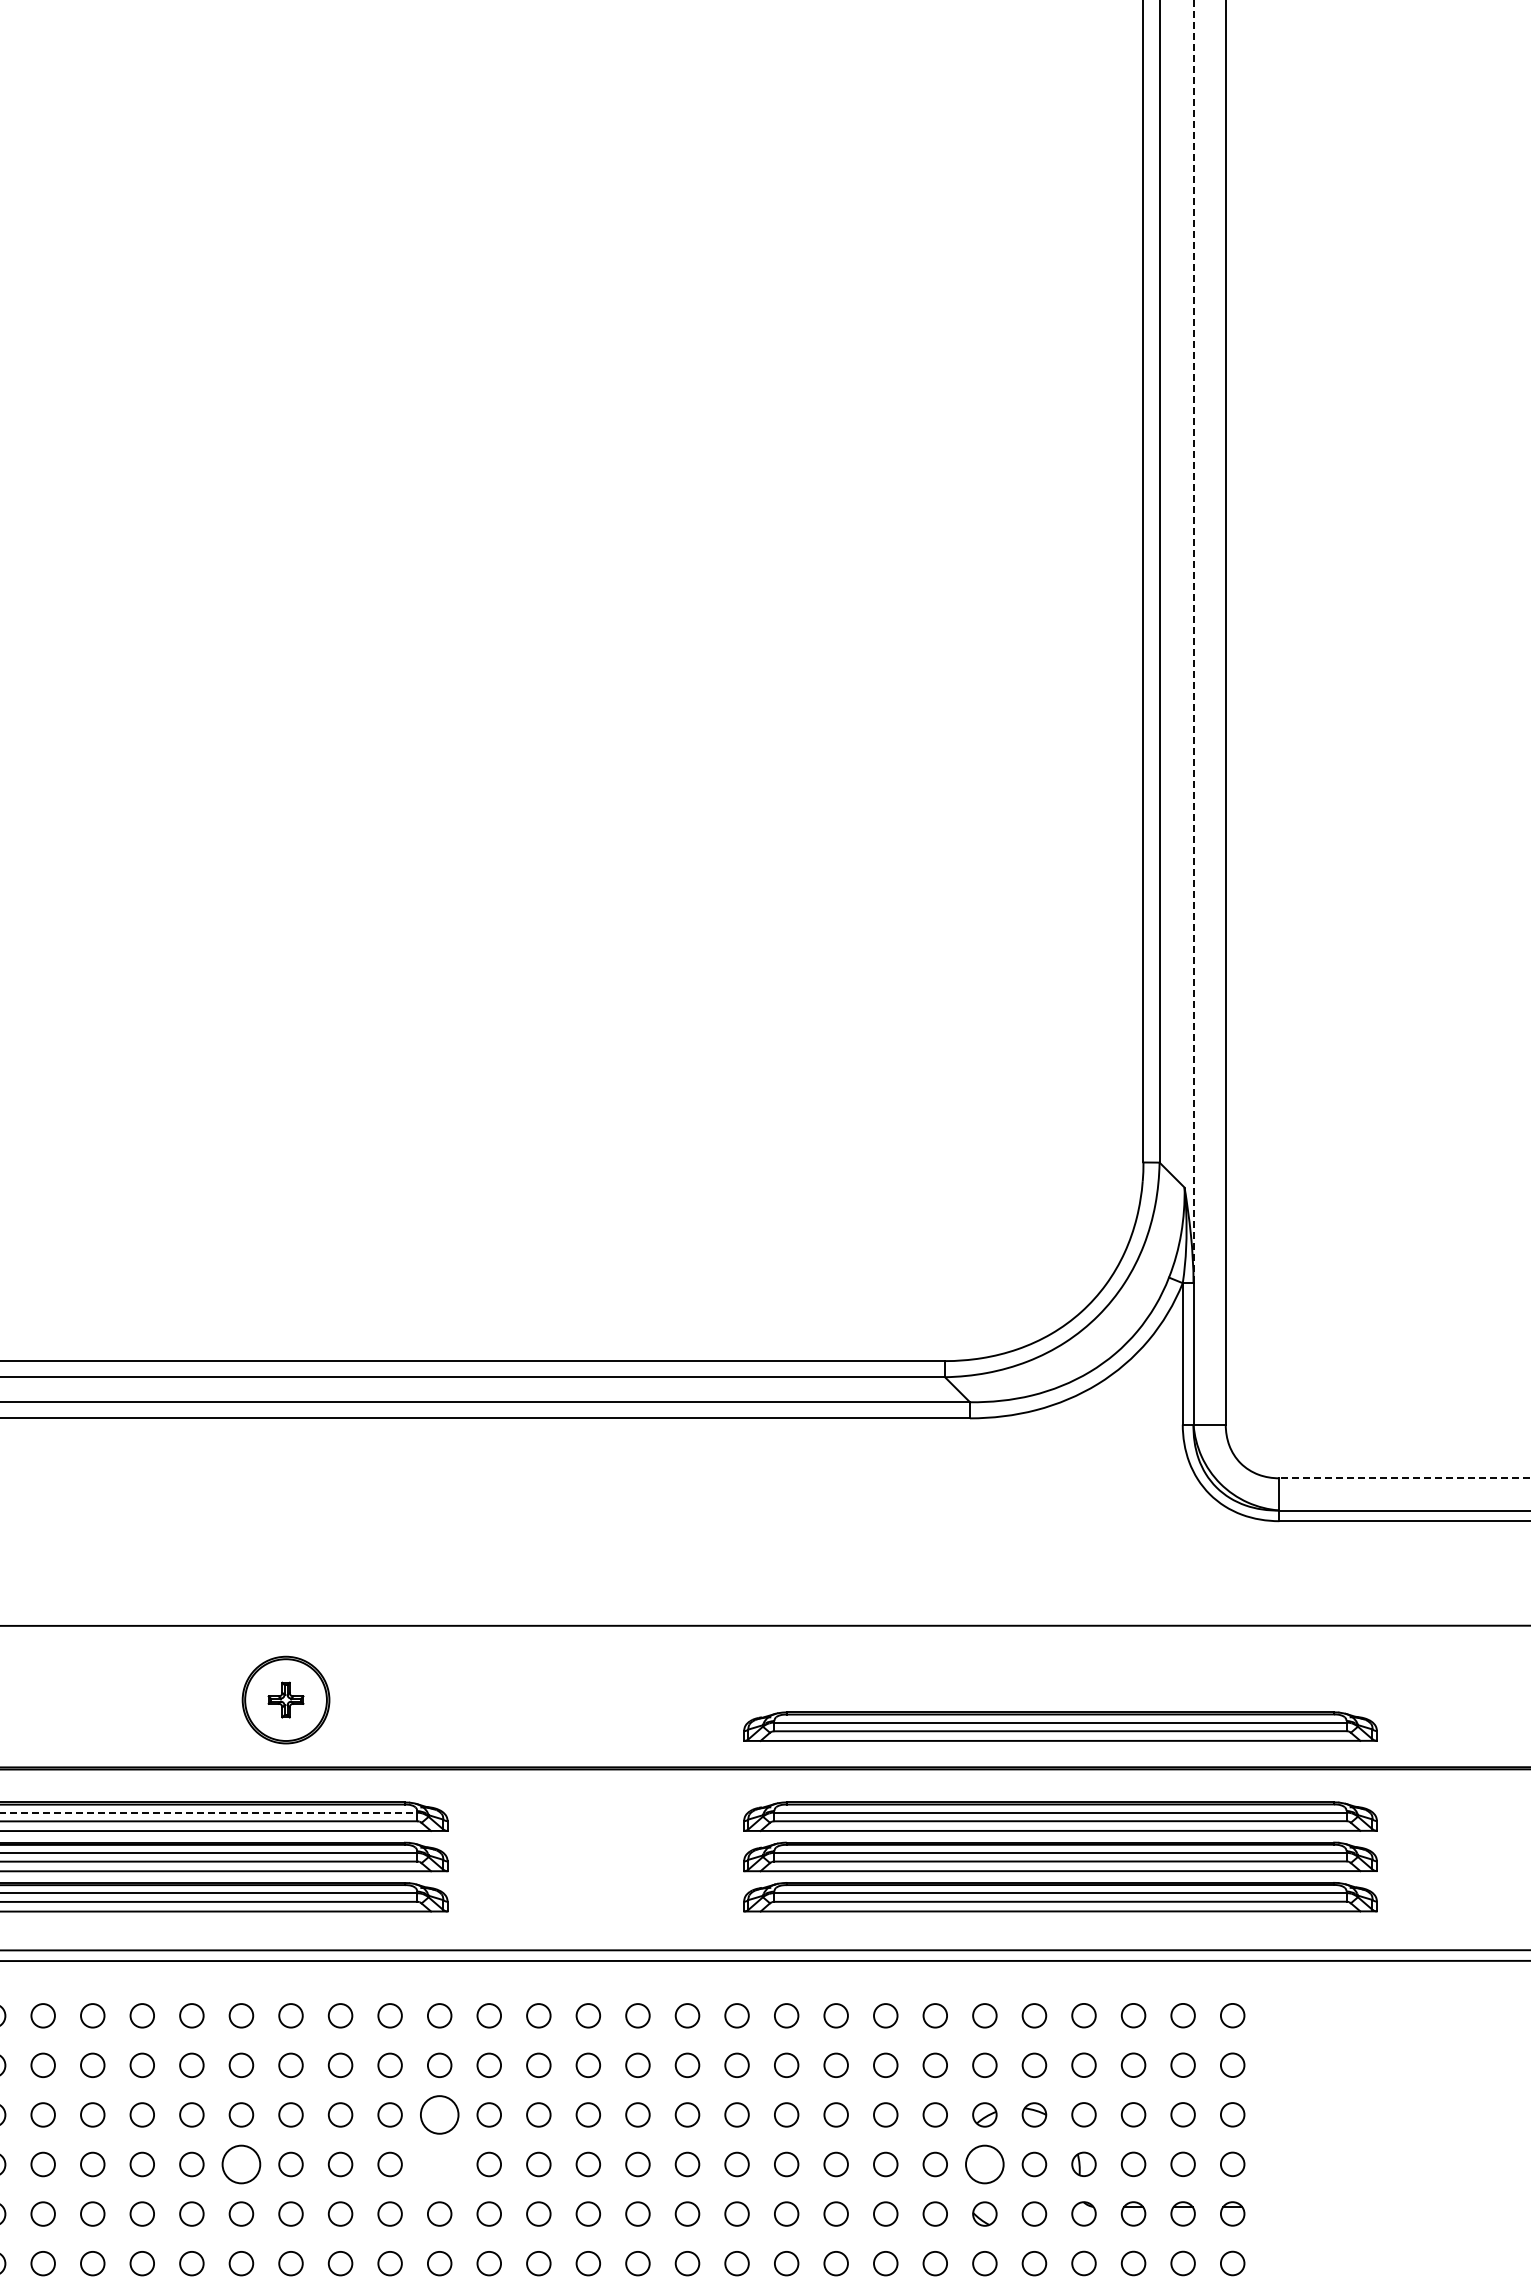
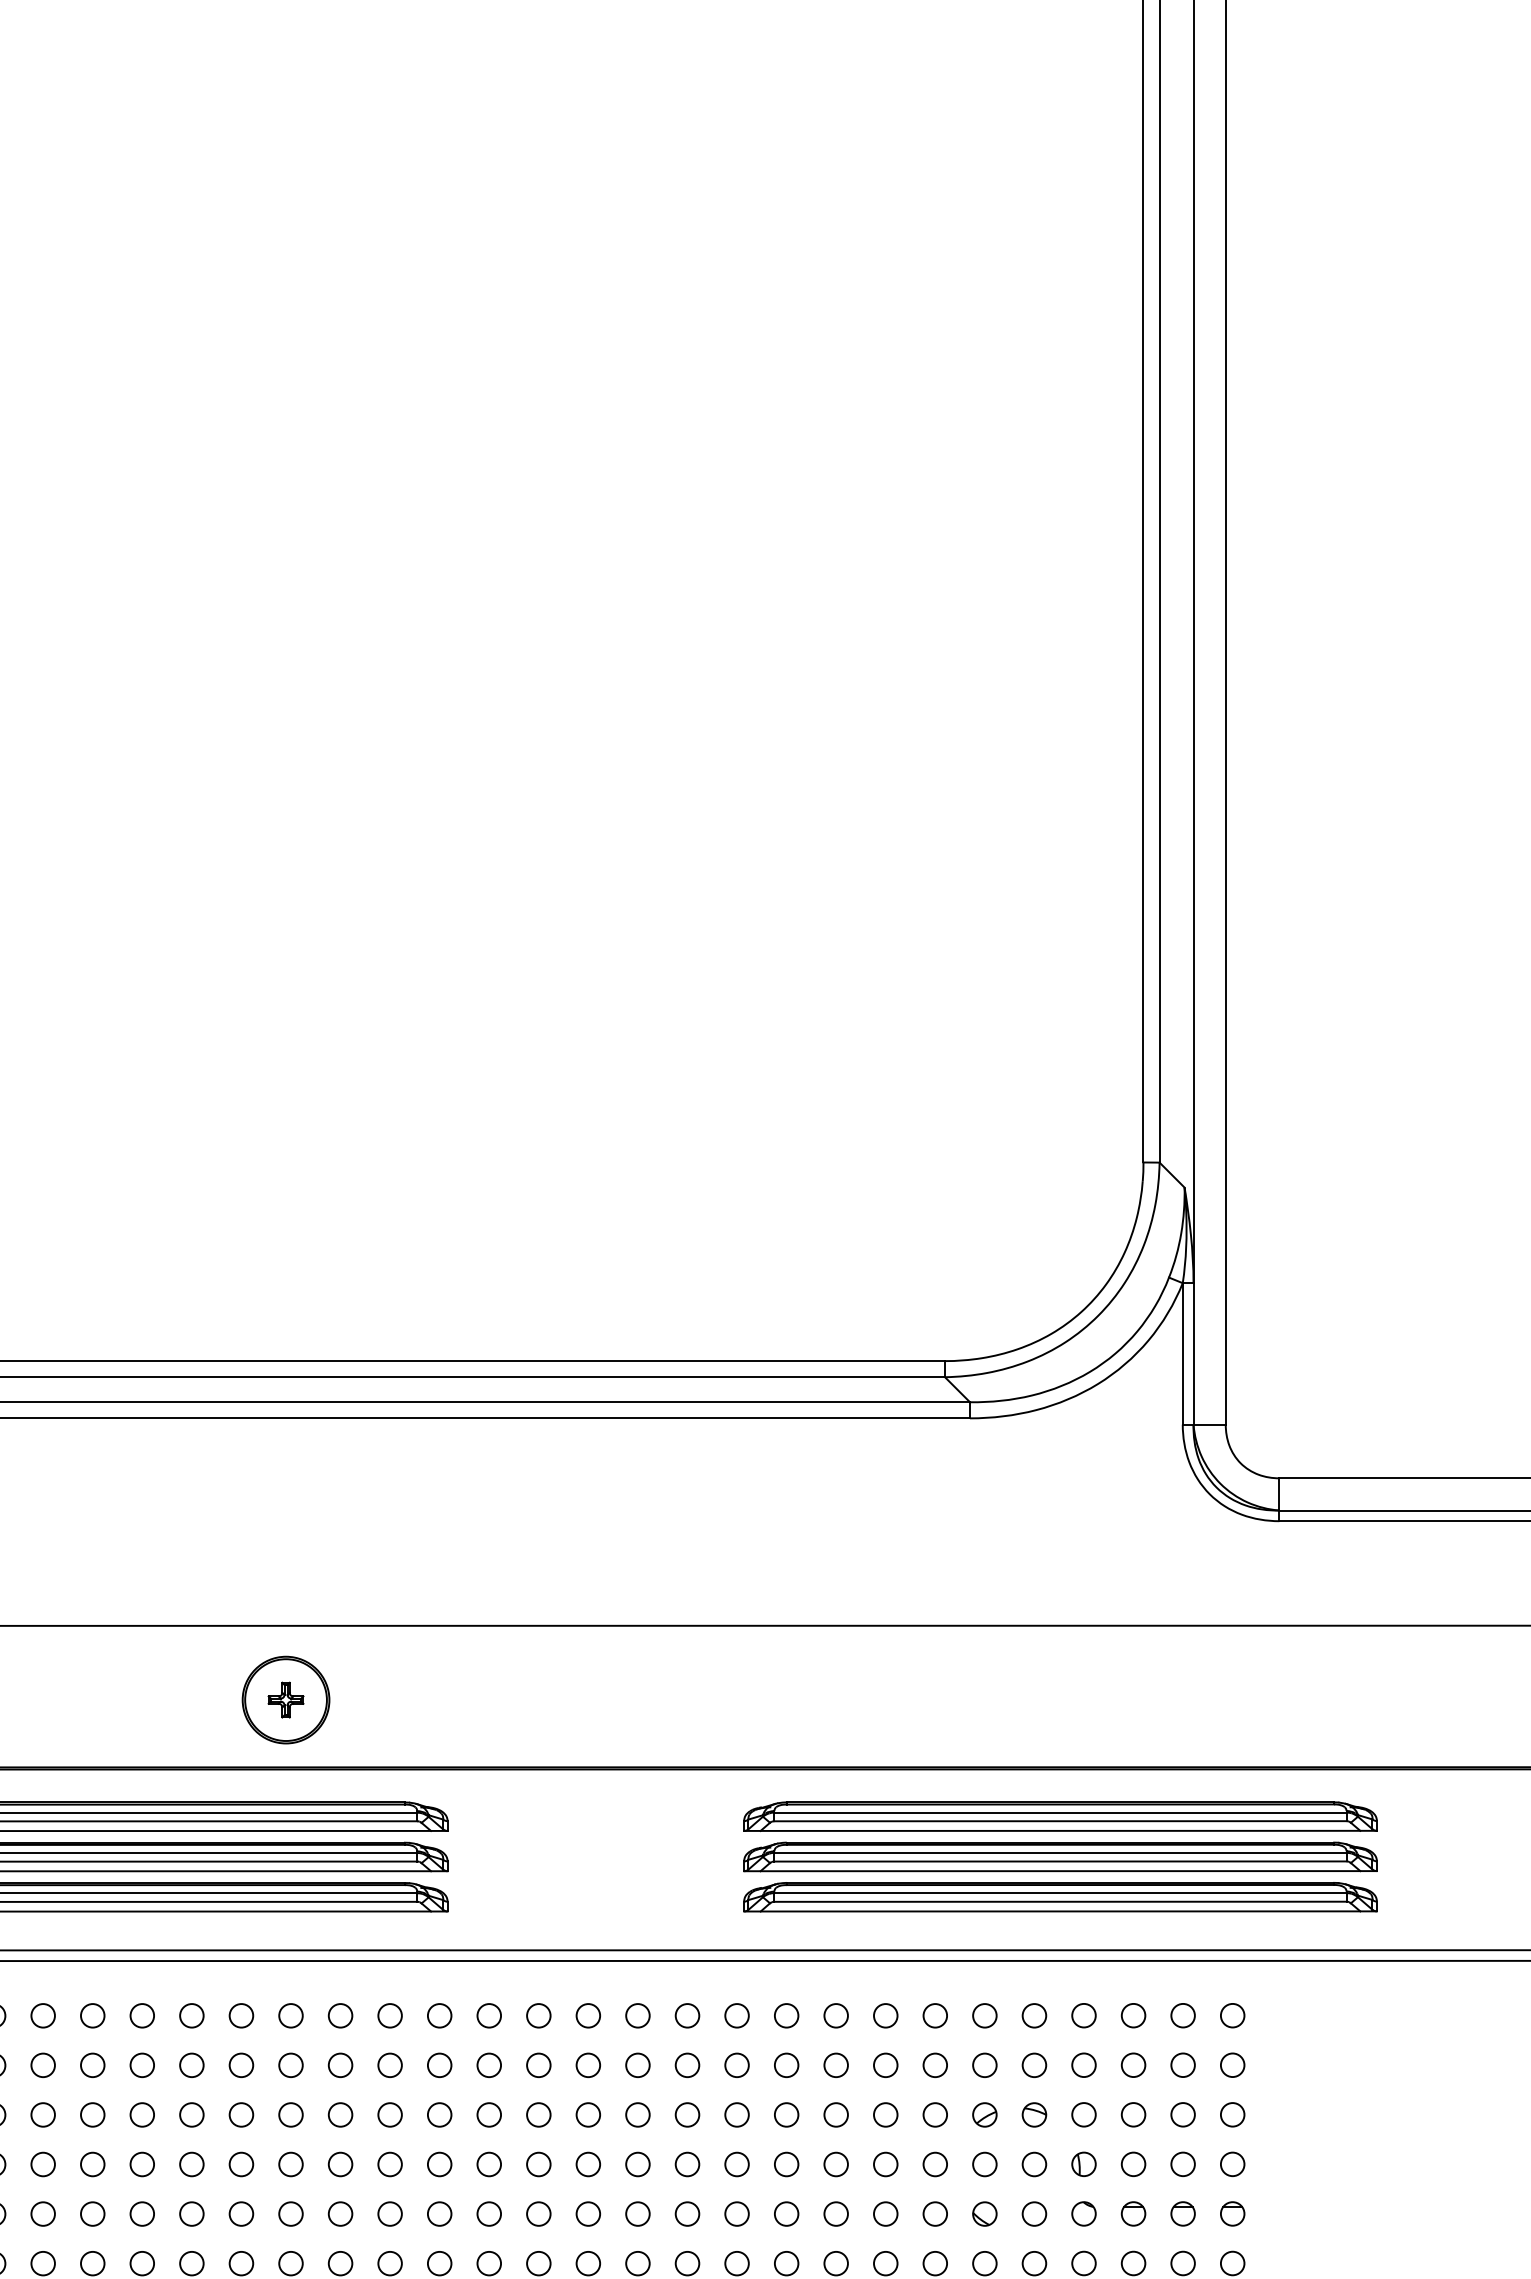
line: dashed -> solid (1193, 641)
line: dashed -> solid (1405, 1478)
part: present -> none (1060, 1726)
line: dashed -> solid (209, 1812)
circle diameter: 38 px -> 24 px (439, 2114)
circle size: 41x41 px -> 27x27 px (241, 2164)
circle: none -> present (439, 2164)
circle size: 40x41 px -> 26x27 px (984, 2164)
